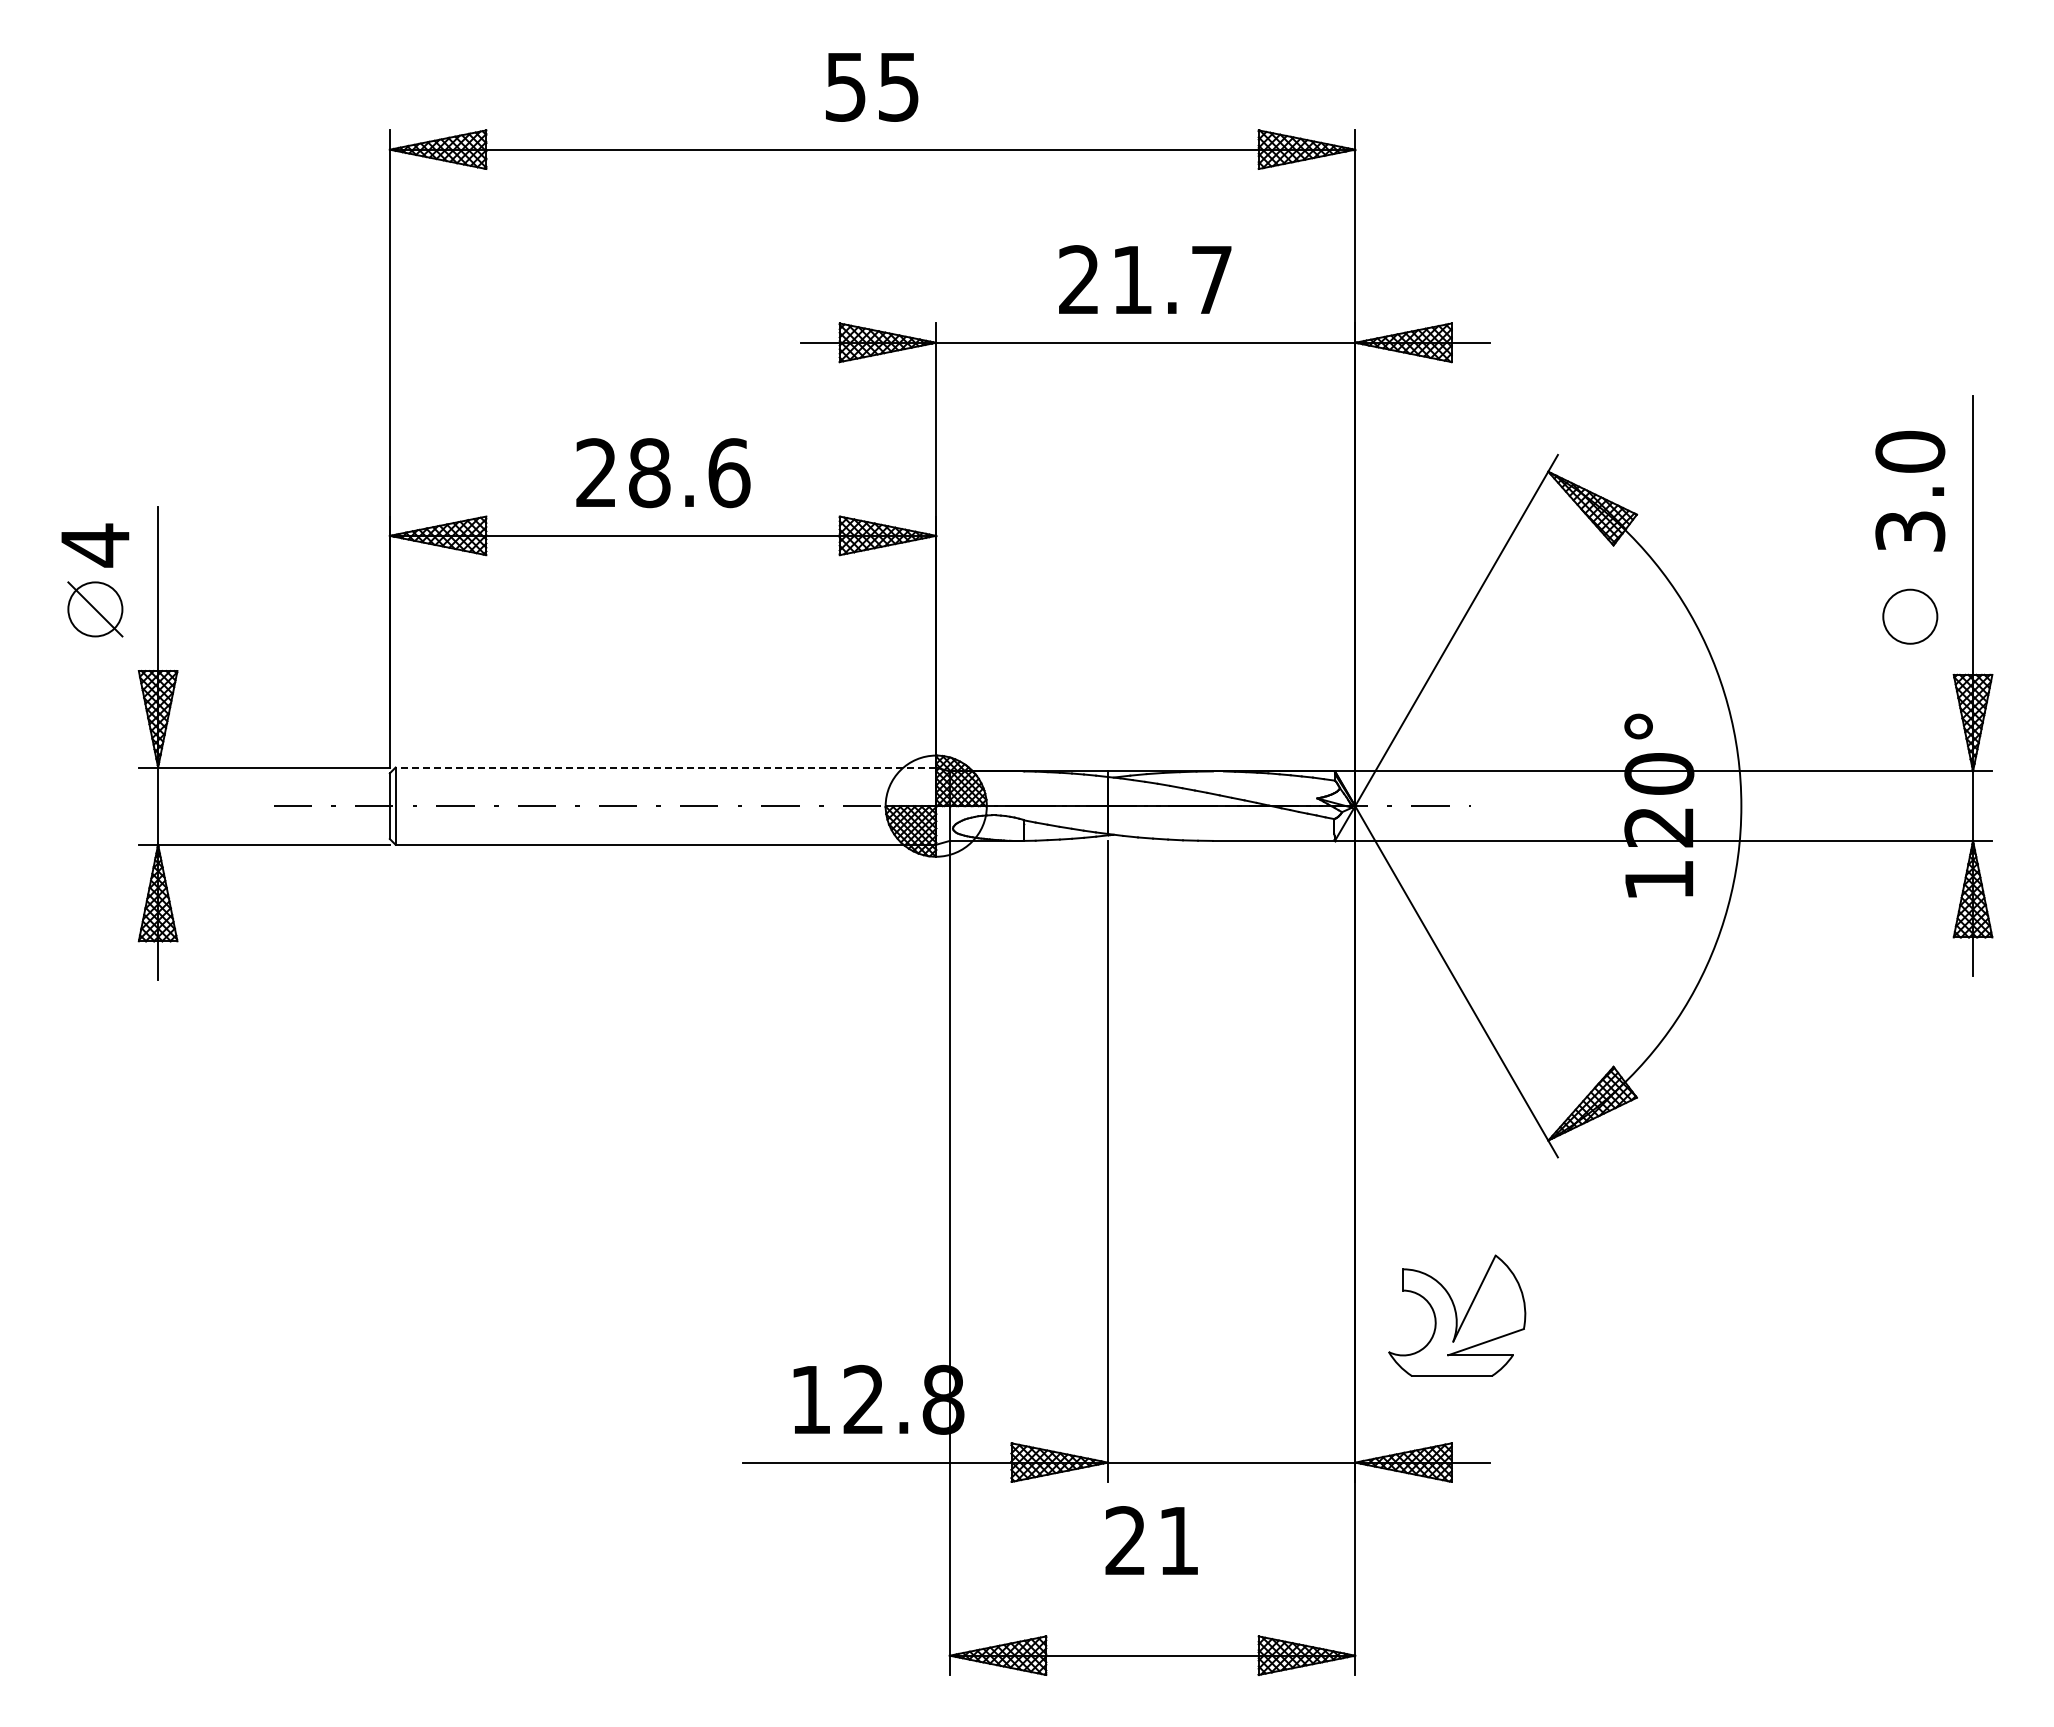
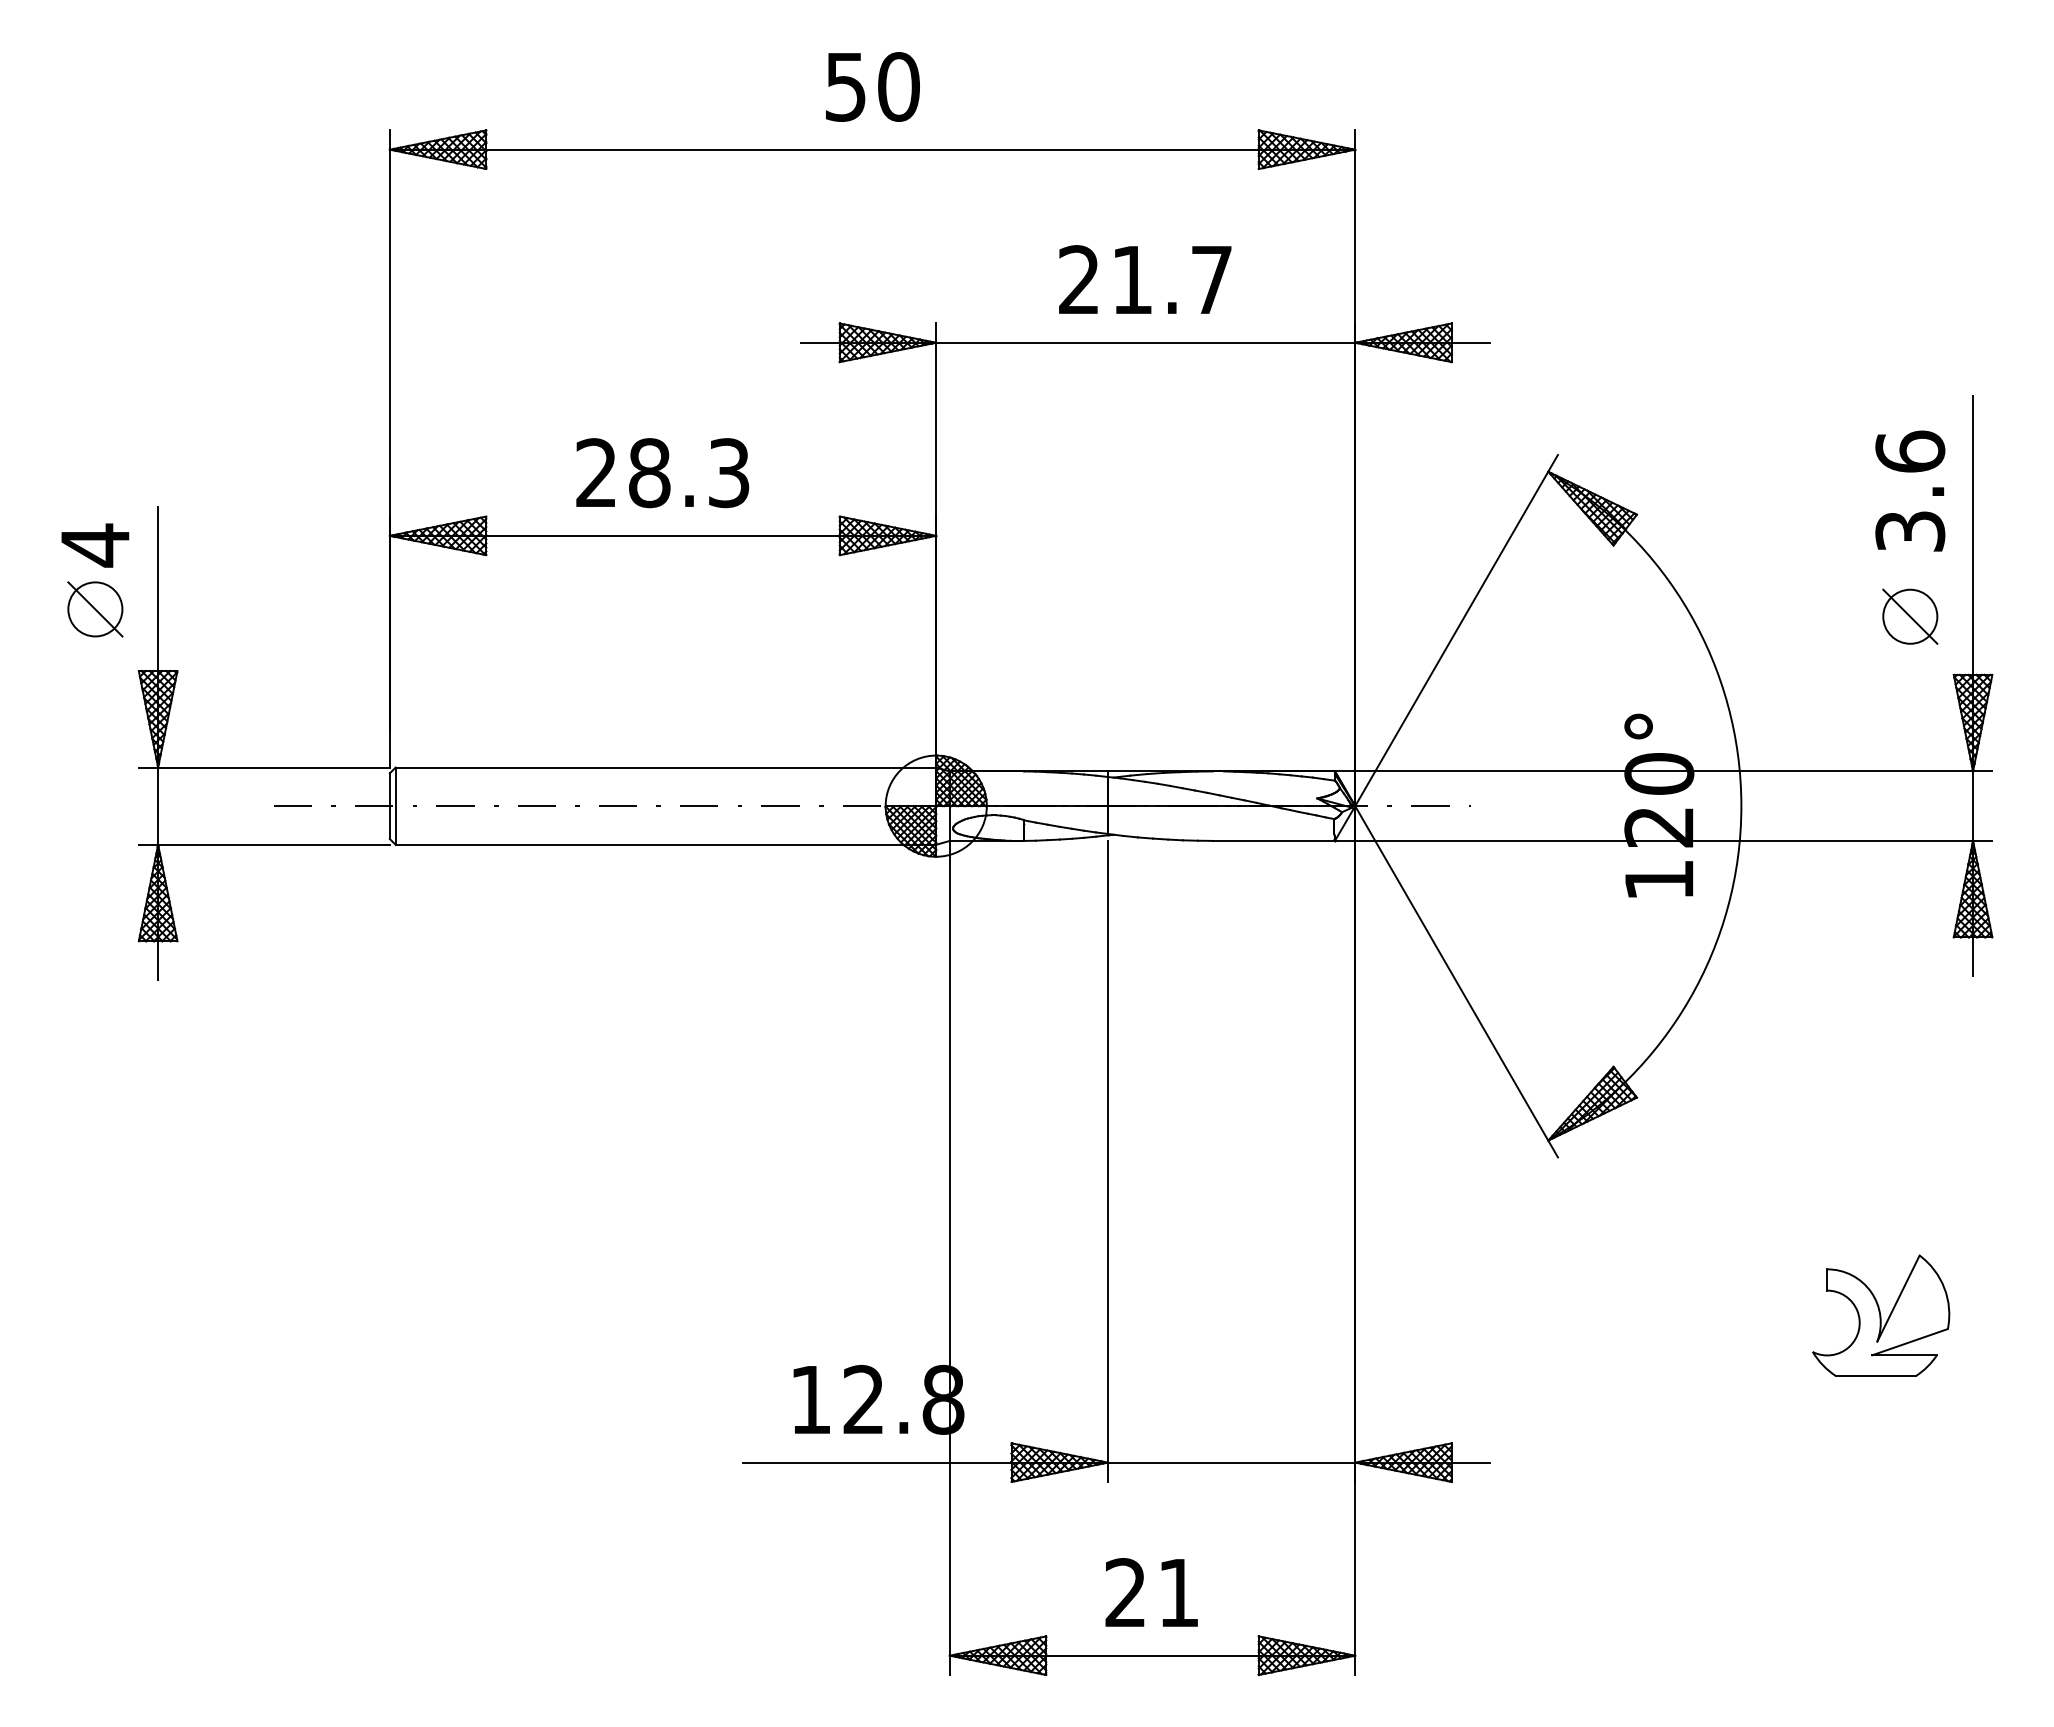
text: 55 -> 50 (898, 86)
text: 3.0 -> 3.6 (1910, 451)
text: 28.6 -> 28.3 (729, 473)
line: none -> present (1910, 616)
line: dashed -> solid (665, 767)
part position: (1457, 1315) -> (1881, 1315) (1881, 1315)
text position: (1151, 1540) -> (1151, 1592) (1151, 1592)
